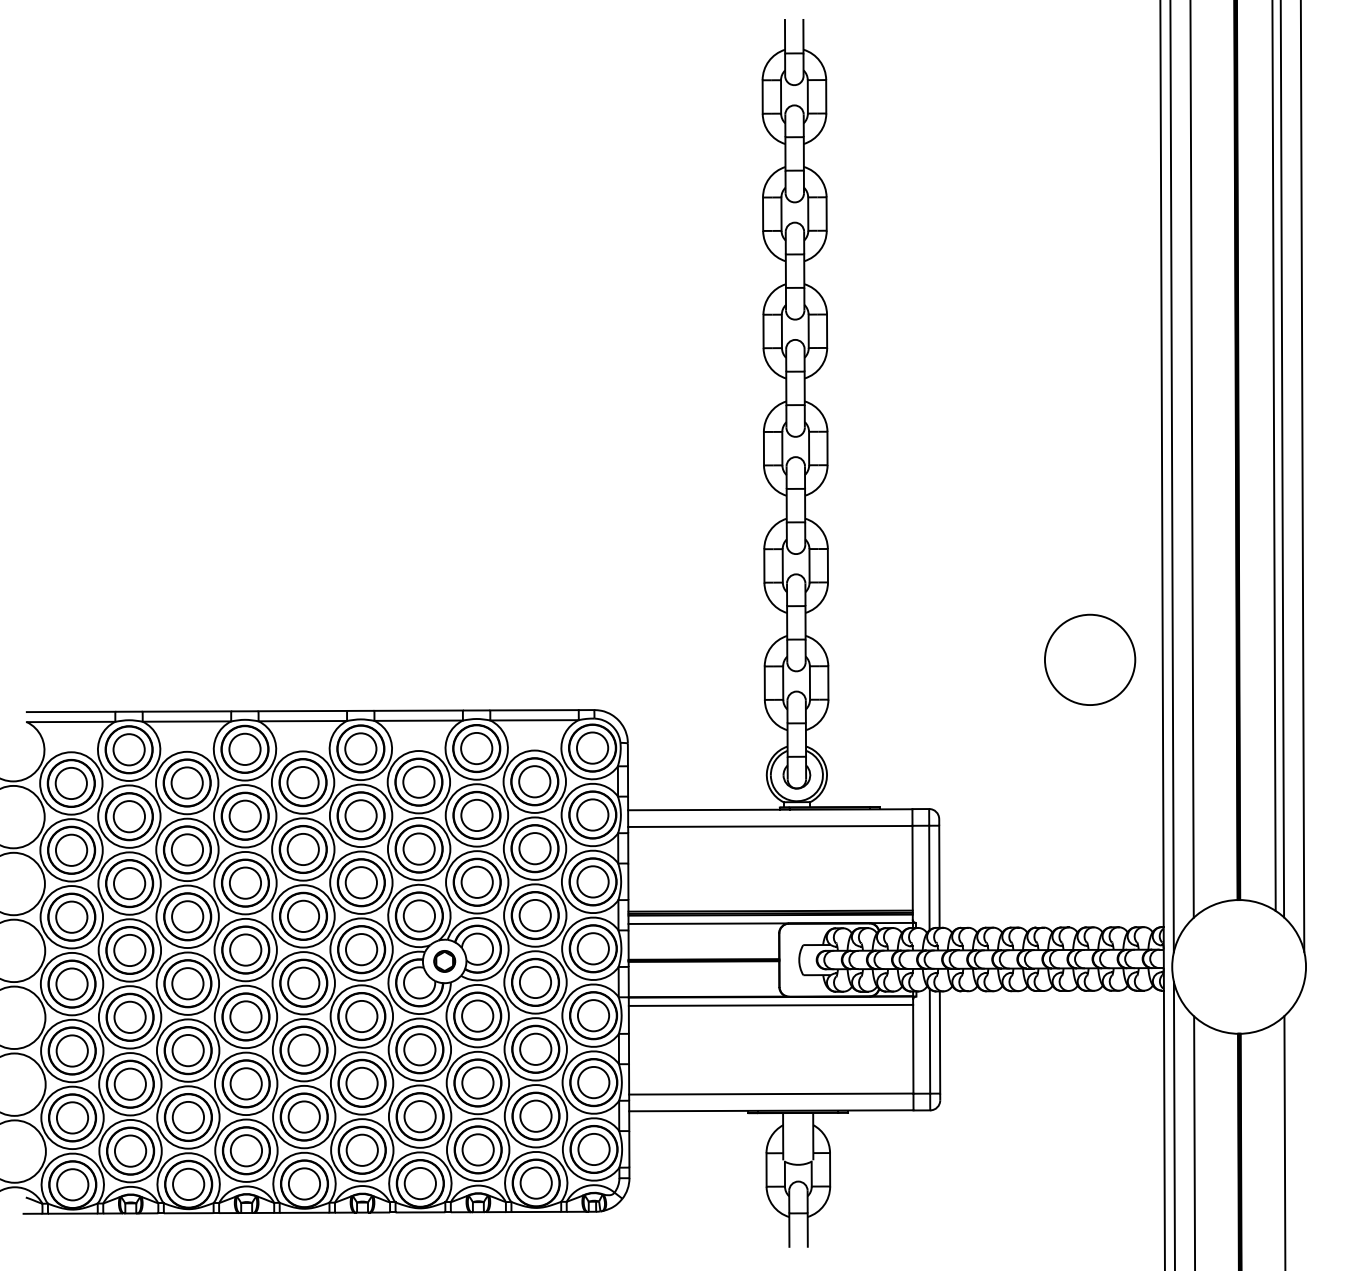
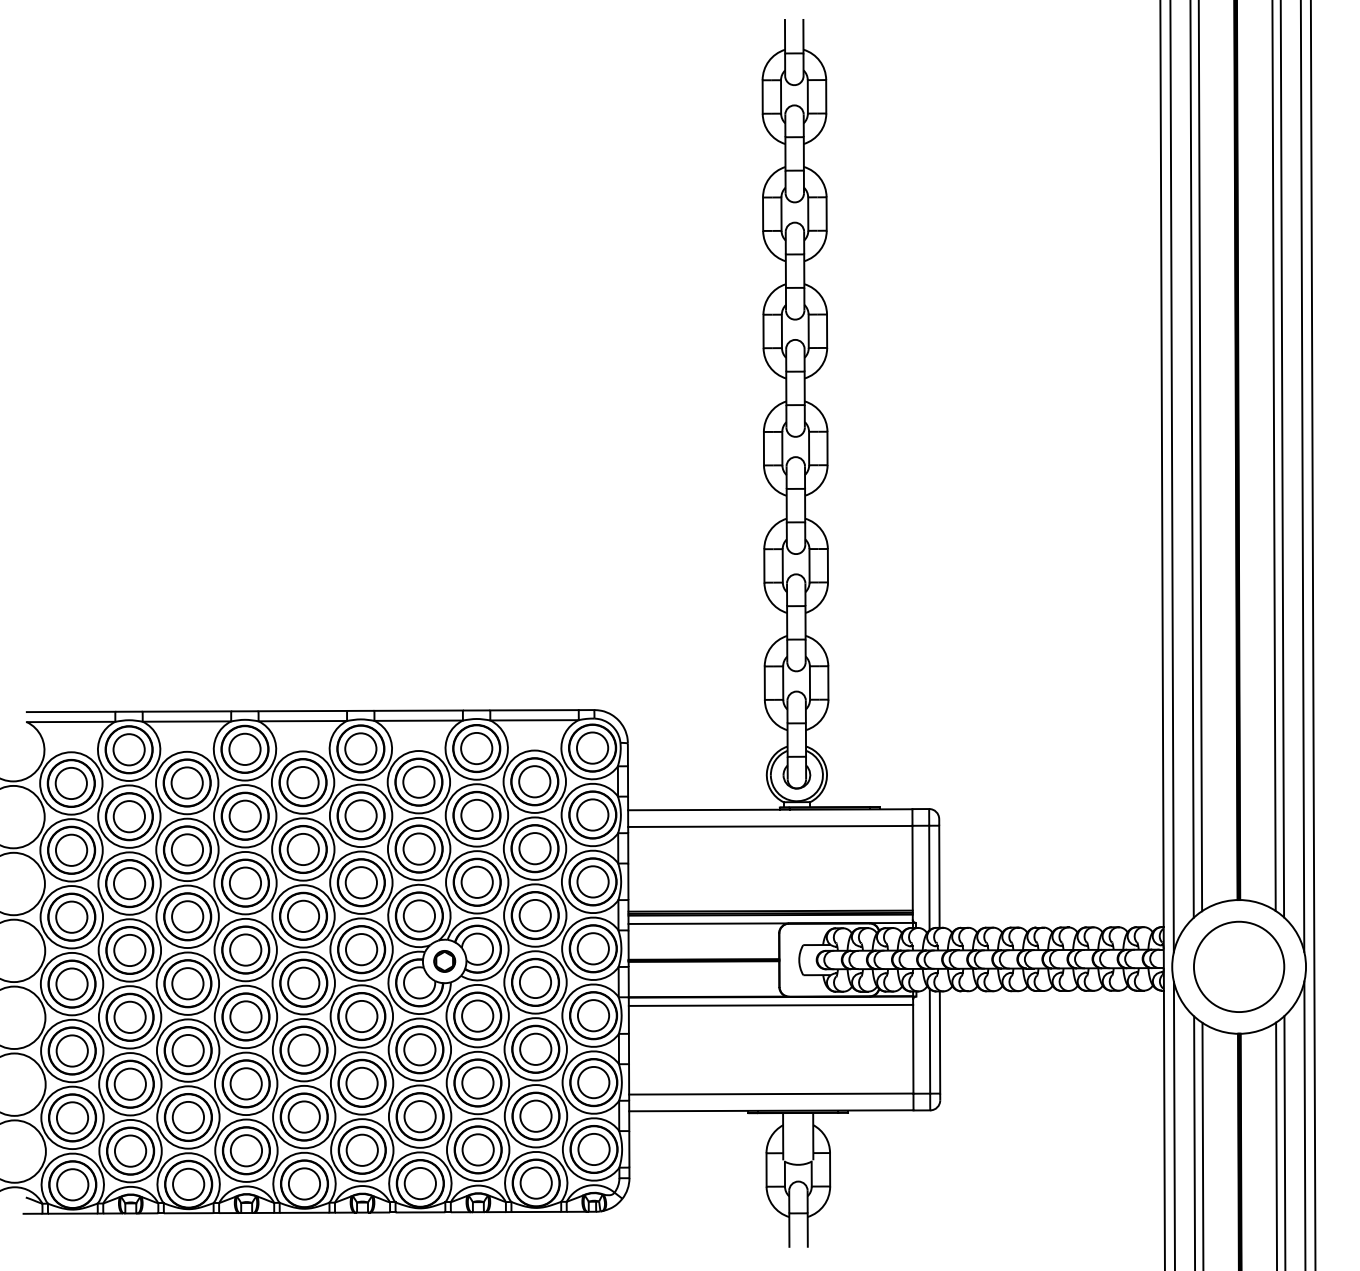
line: none -> present (1200, 456)
line: none -> present (1312, 634)
circle position: (1090, 659) -> (1239, 966) (1239, 966)
line: none -> present (1304, 1124)
line: none -> present (1202, 1144)
line: none -> present (1276, 1144)
